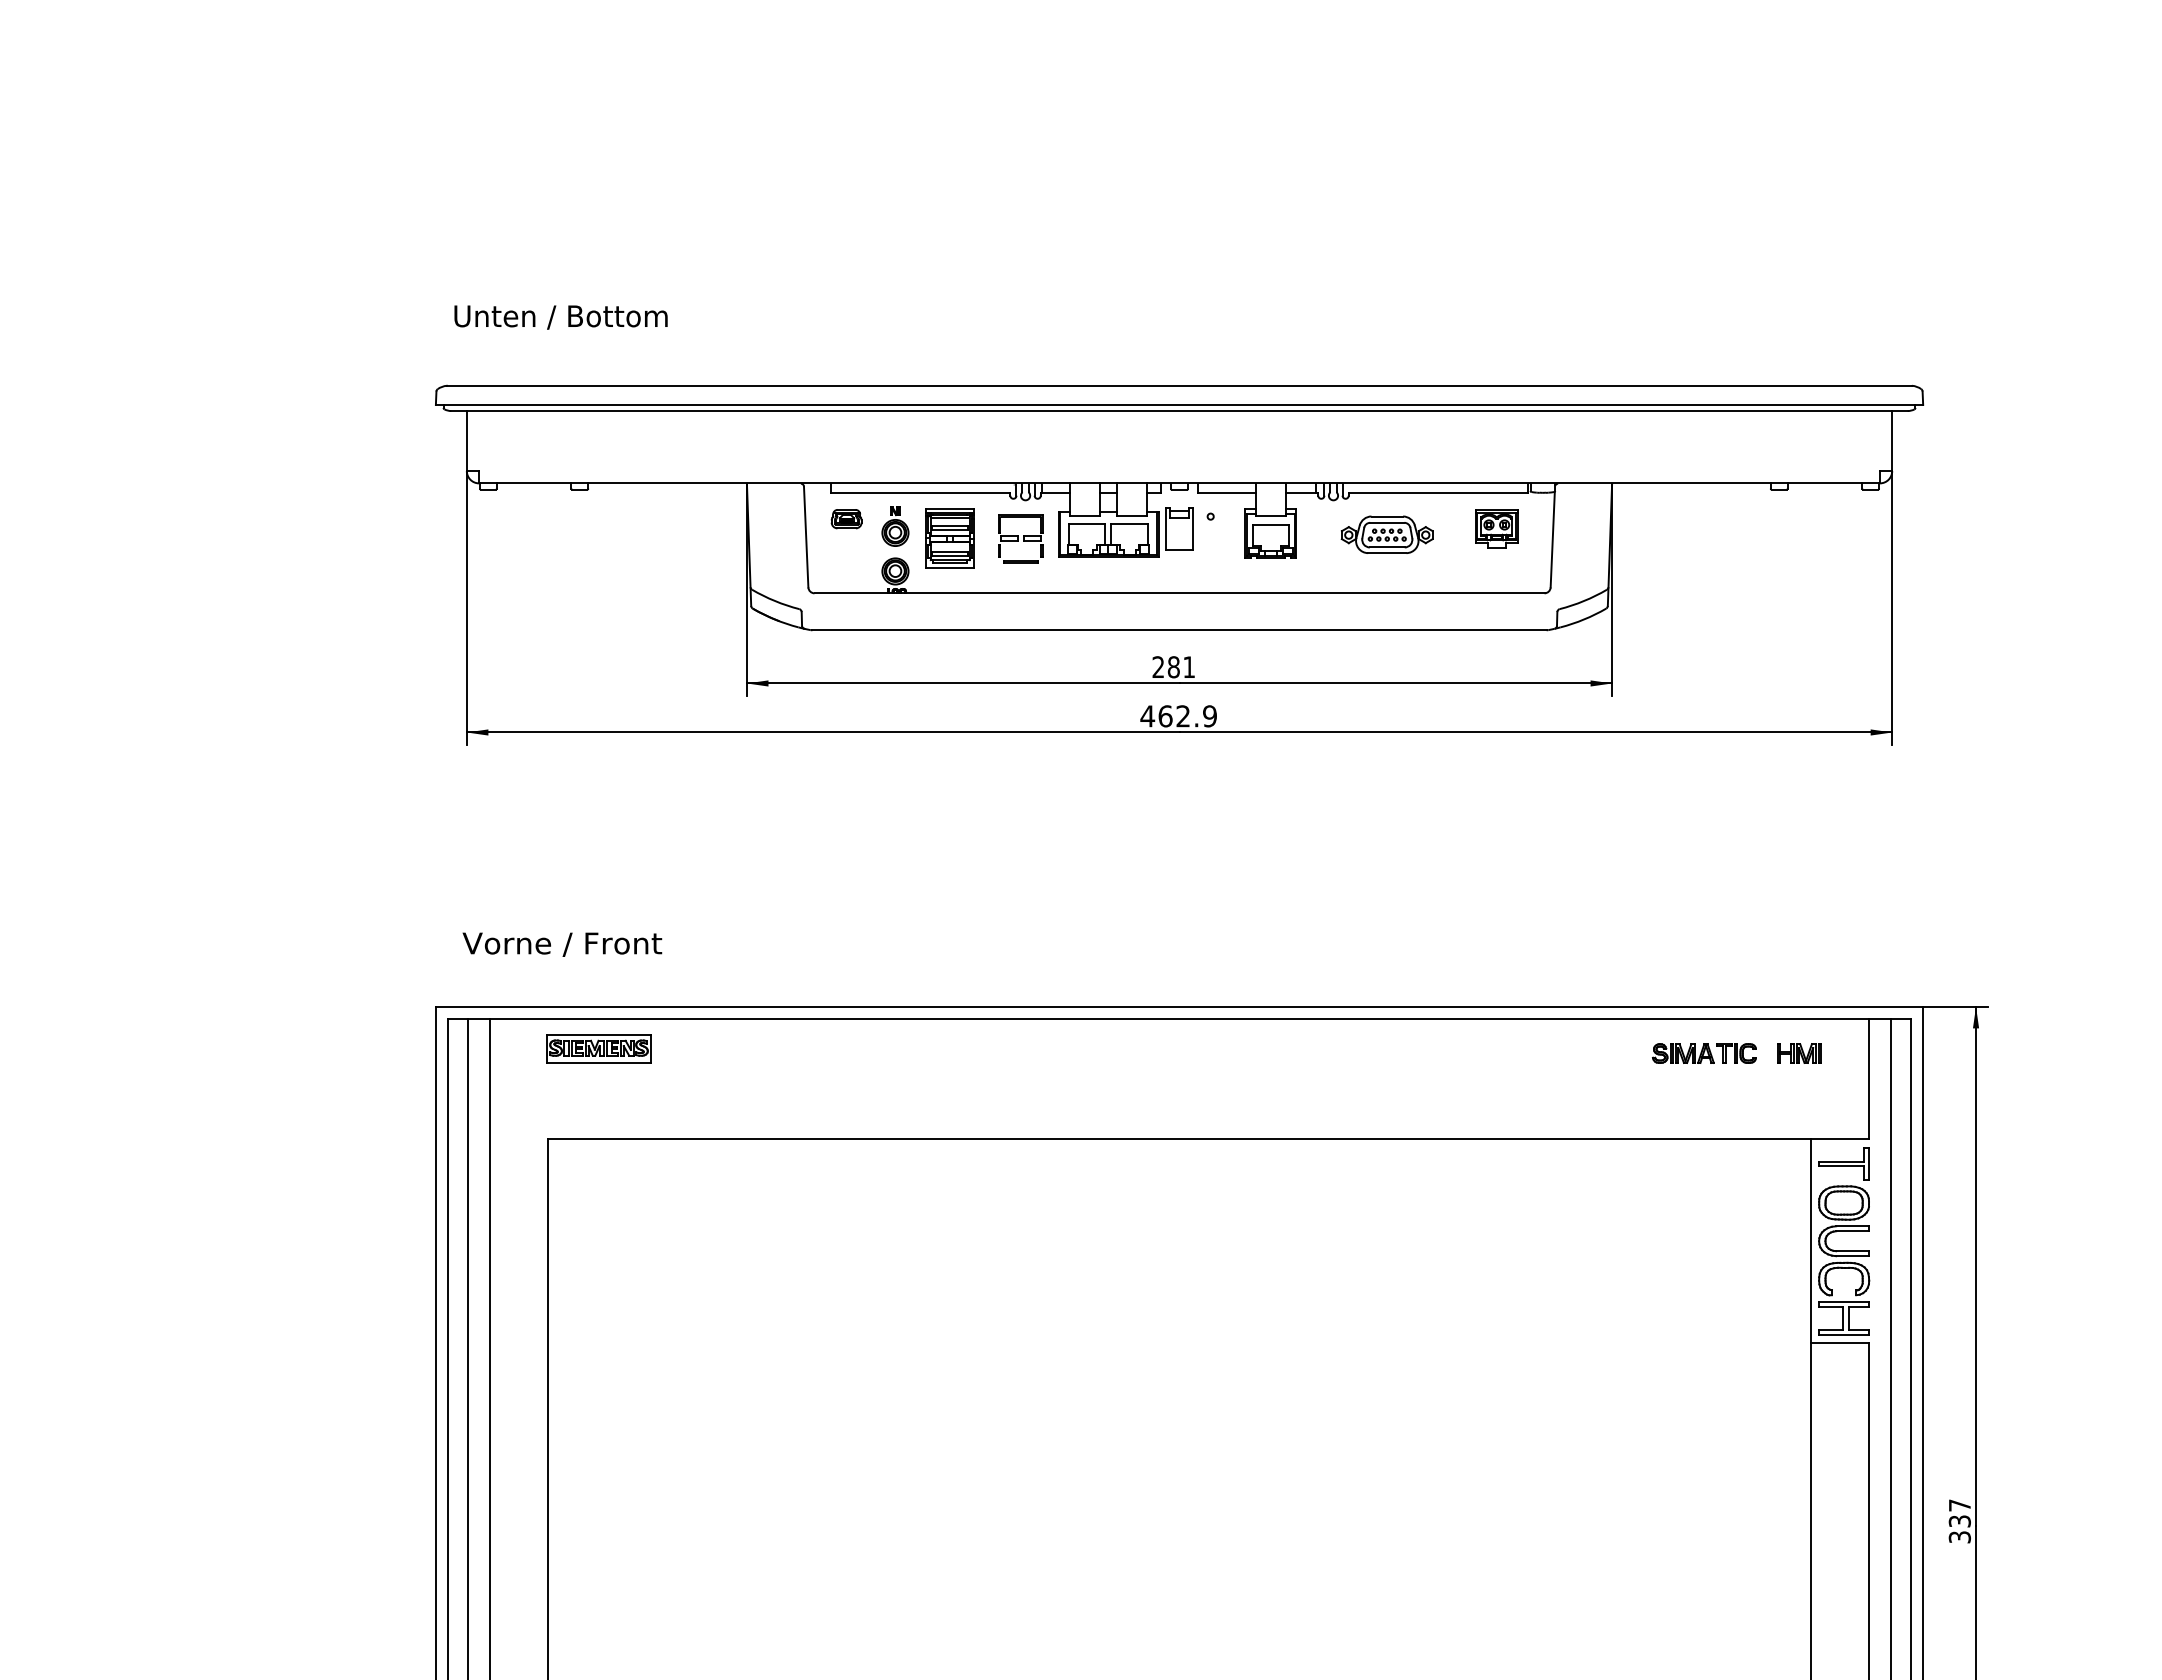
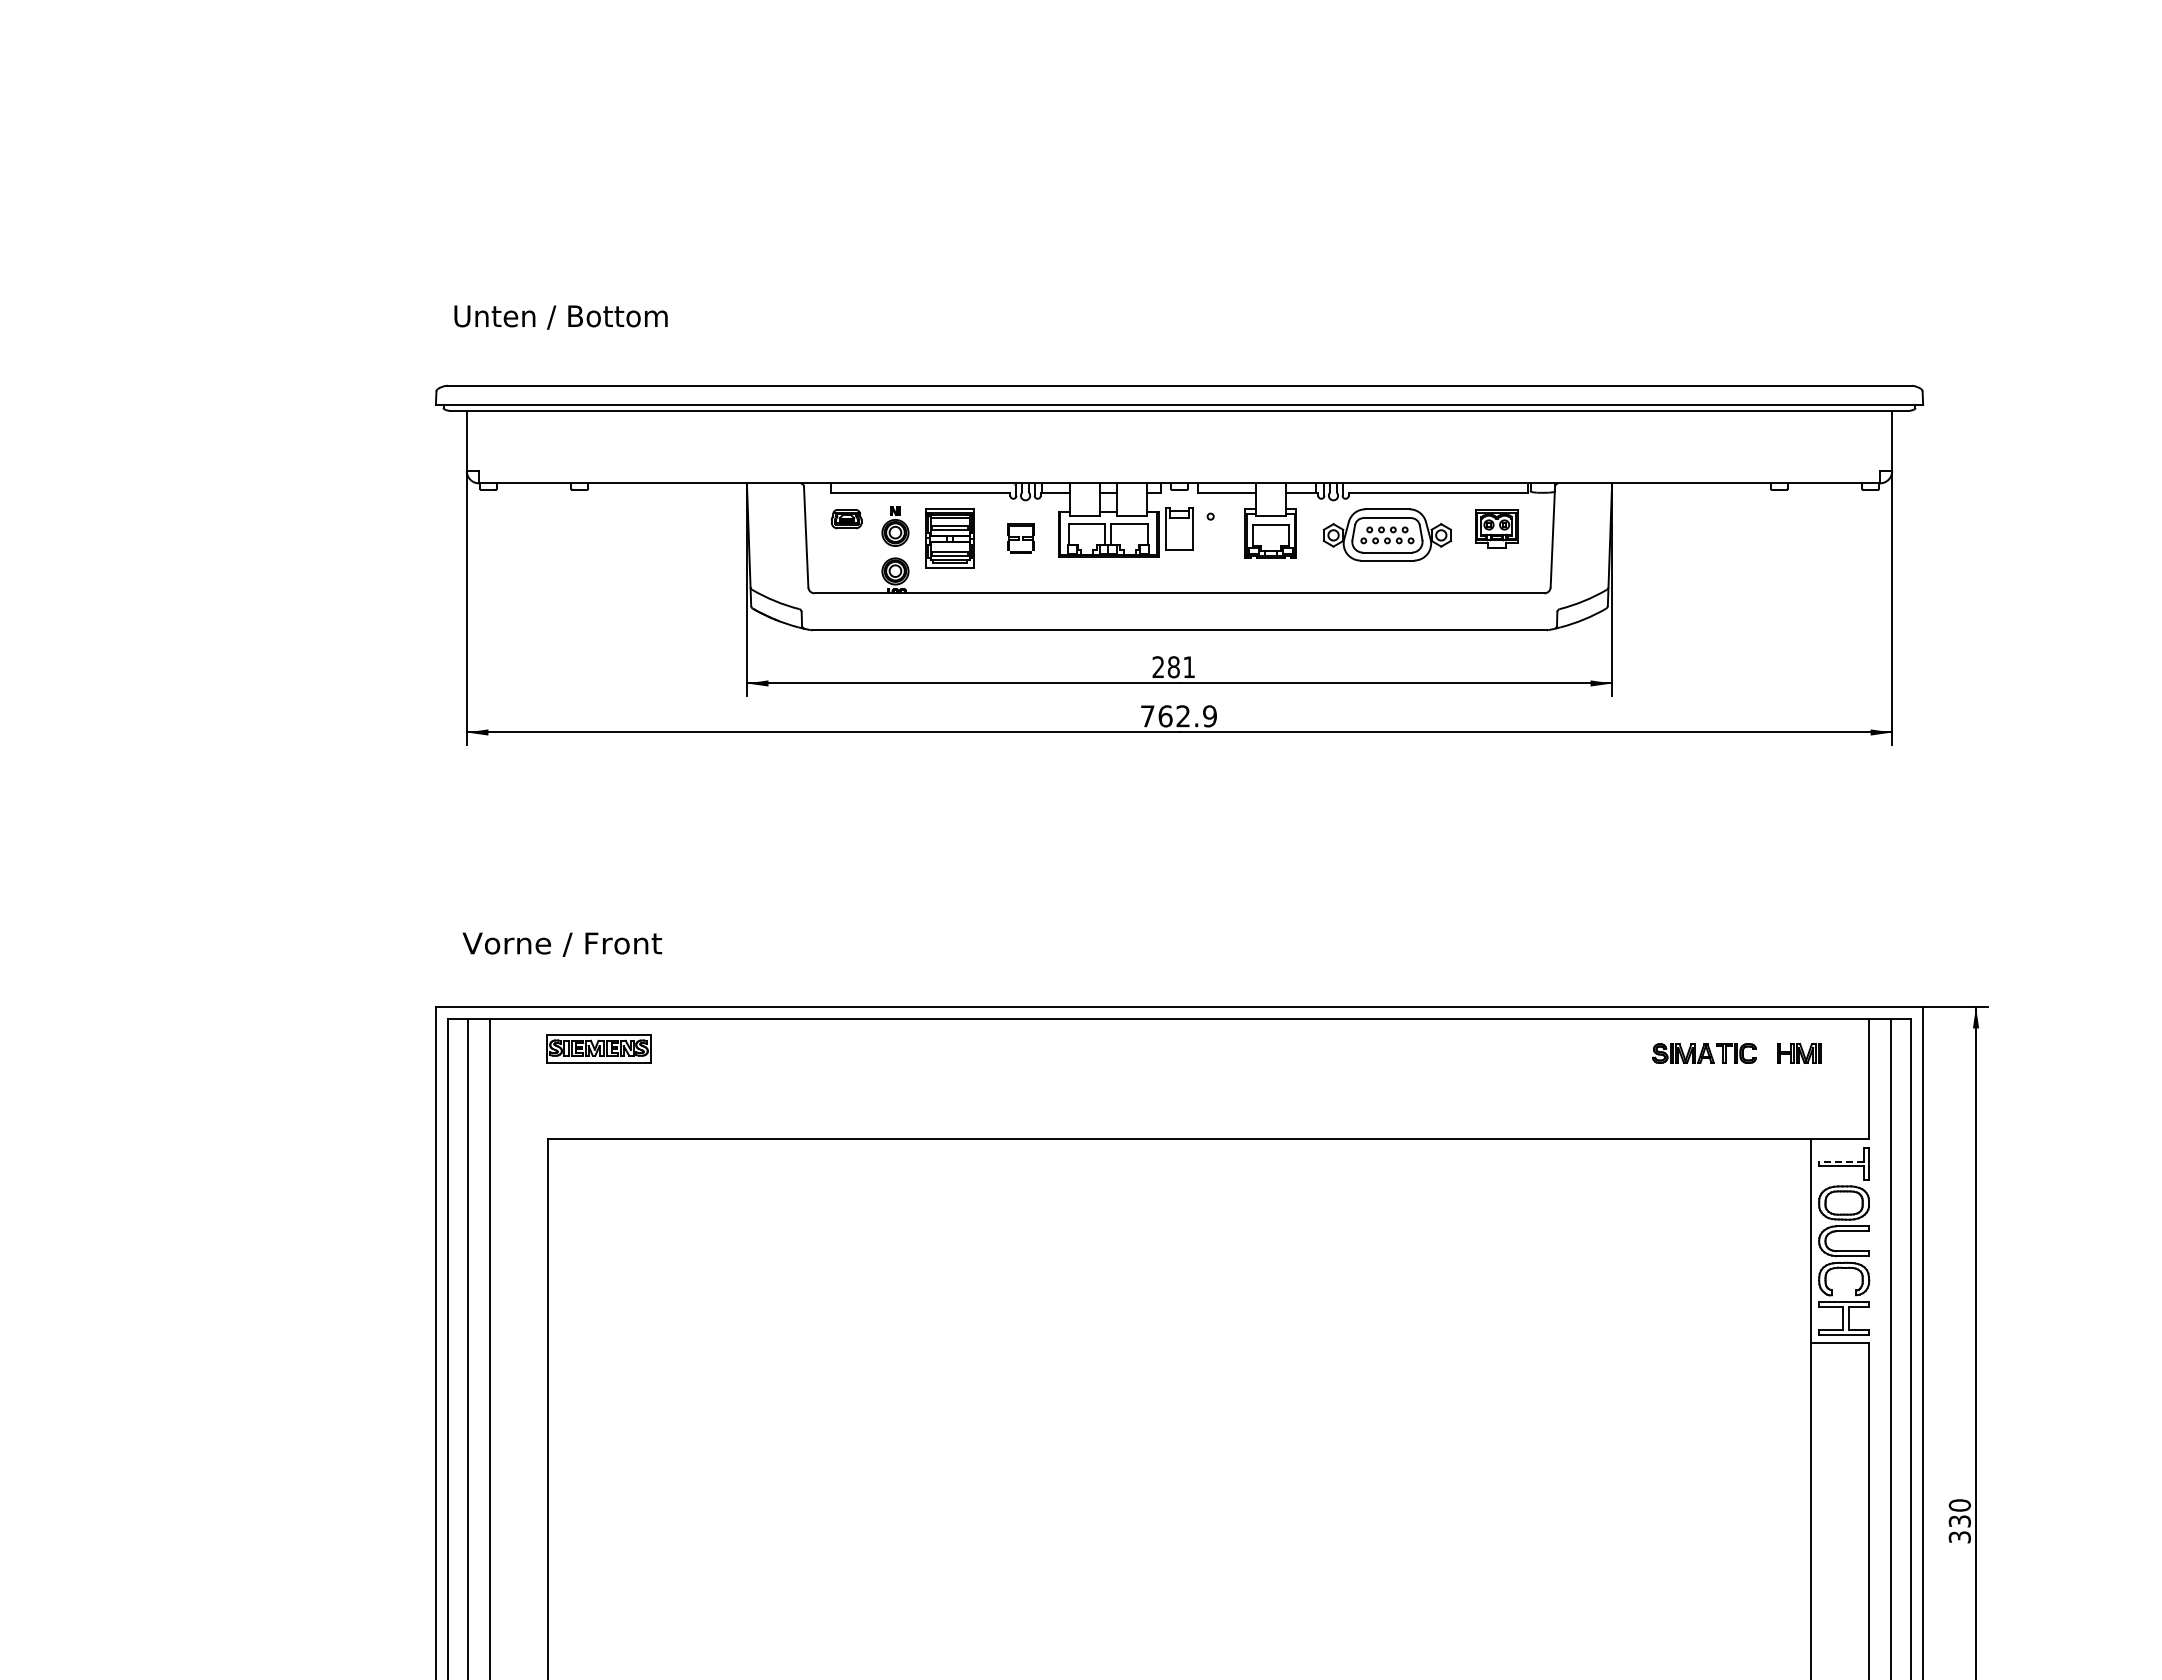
part size: 94x39 px -> 130x54 px (1386, 534)
part size: 46x50 px -> 28x31 px (1020, 538)
text: 462.9 -> 762.9 (1147, 716)
line: solid -> dashed (1840, 1161)
text: 337 -> 330 (1959, 1505)
